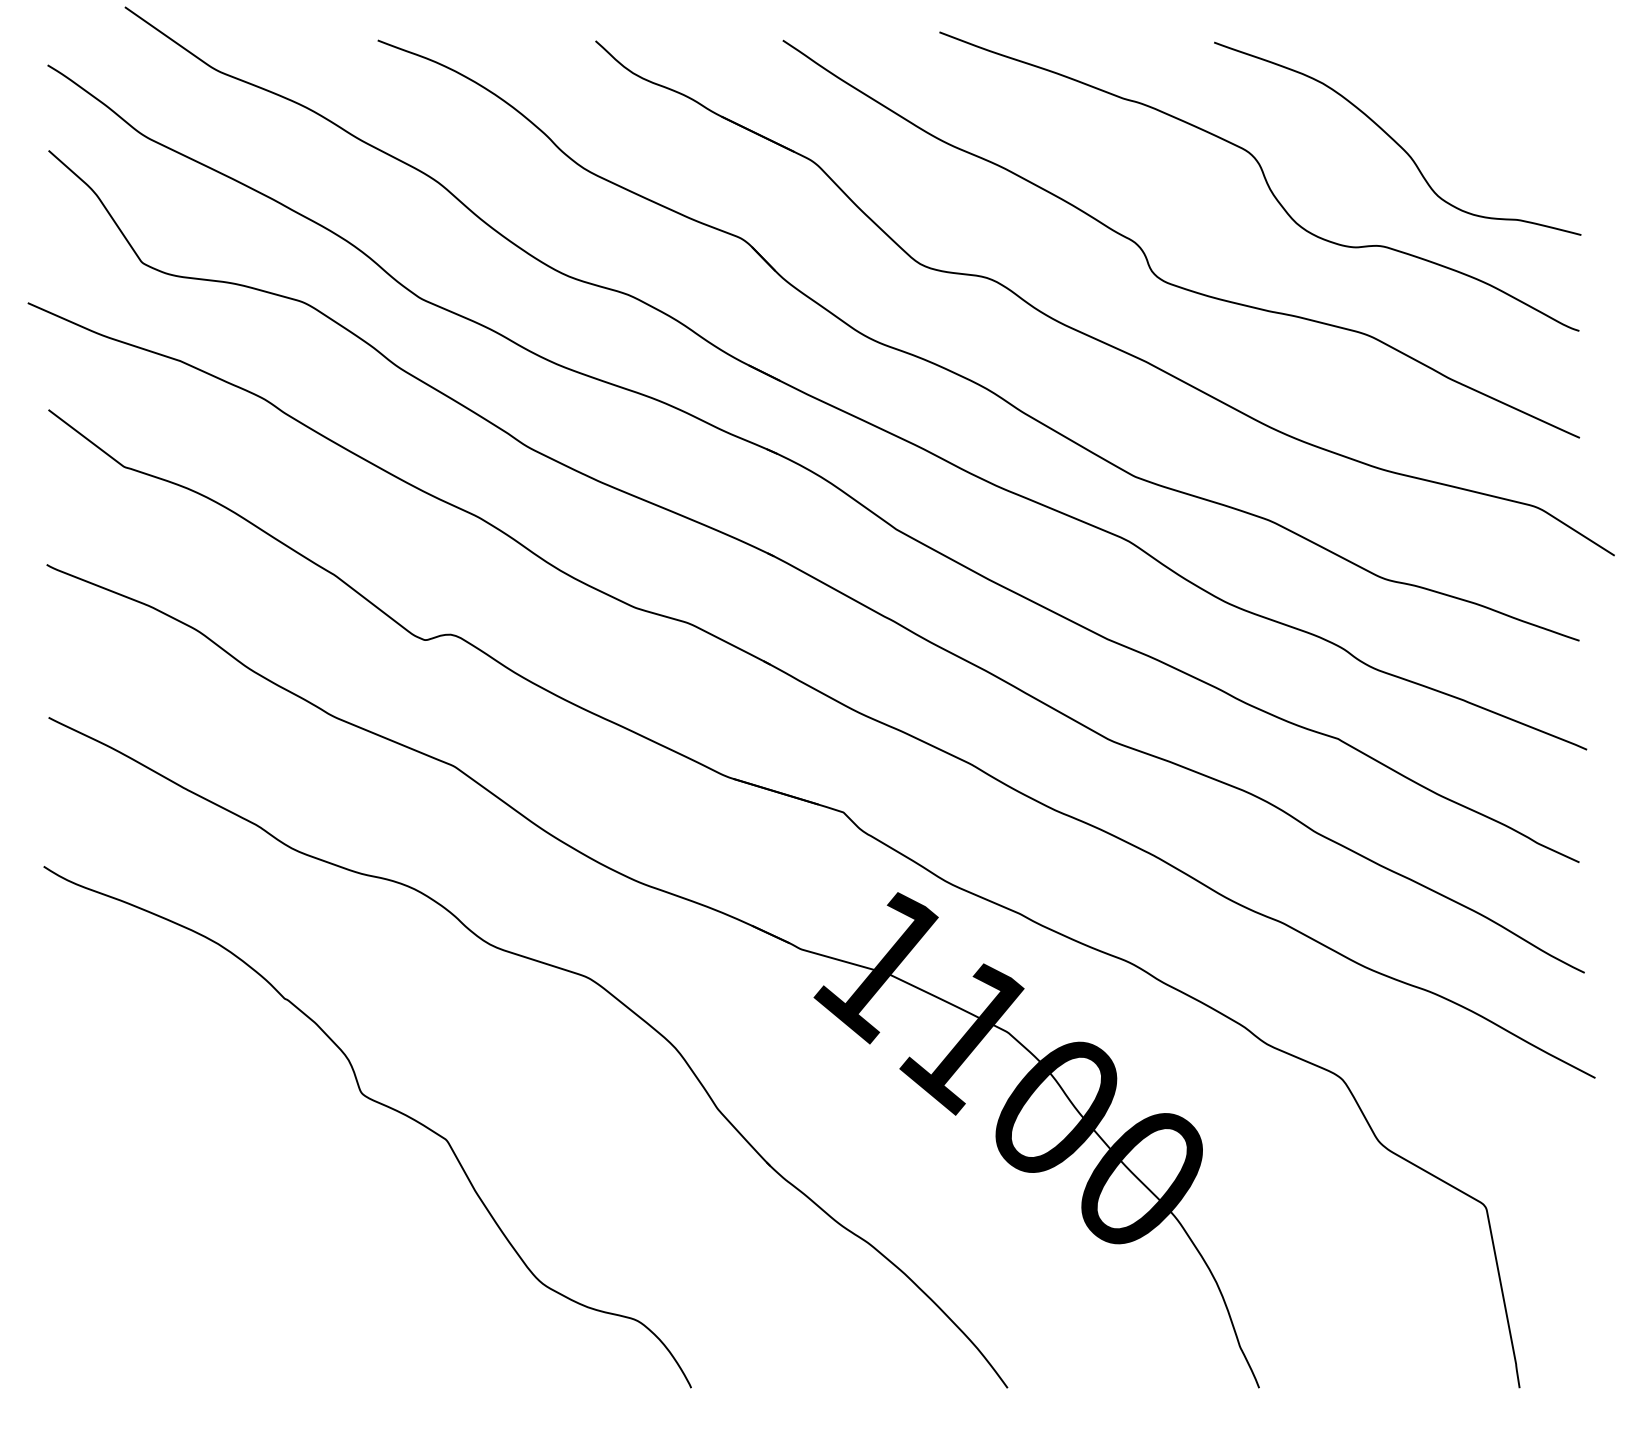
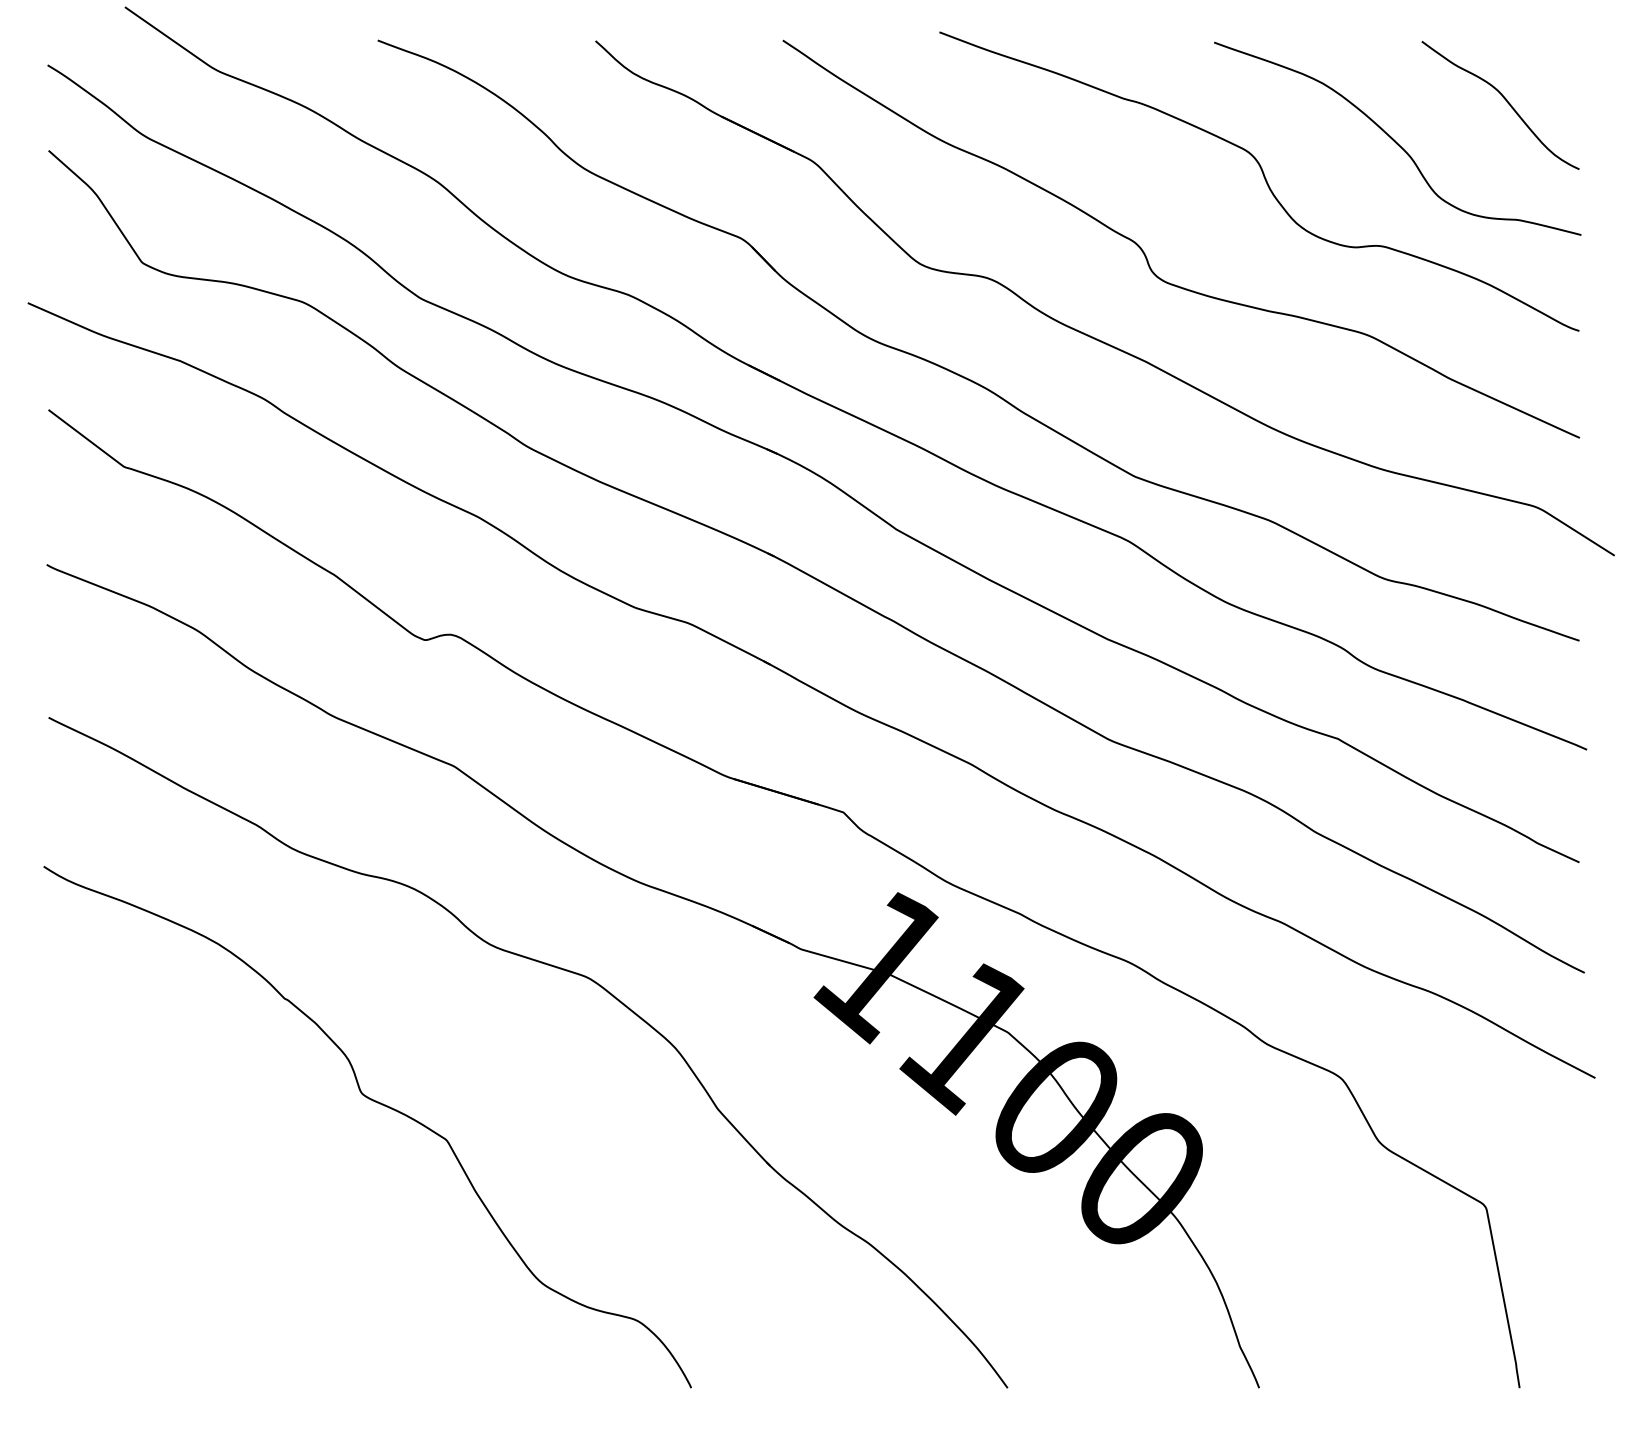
curve: none -> present (1505, 100)
